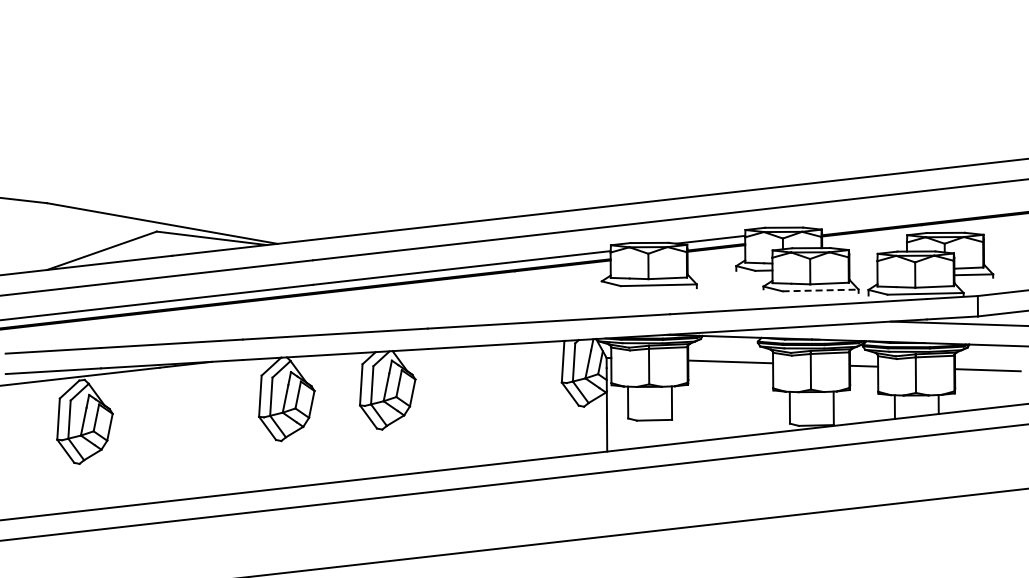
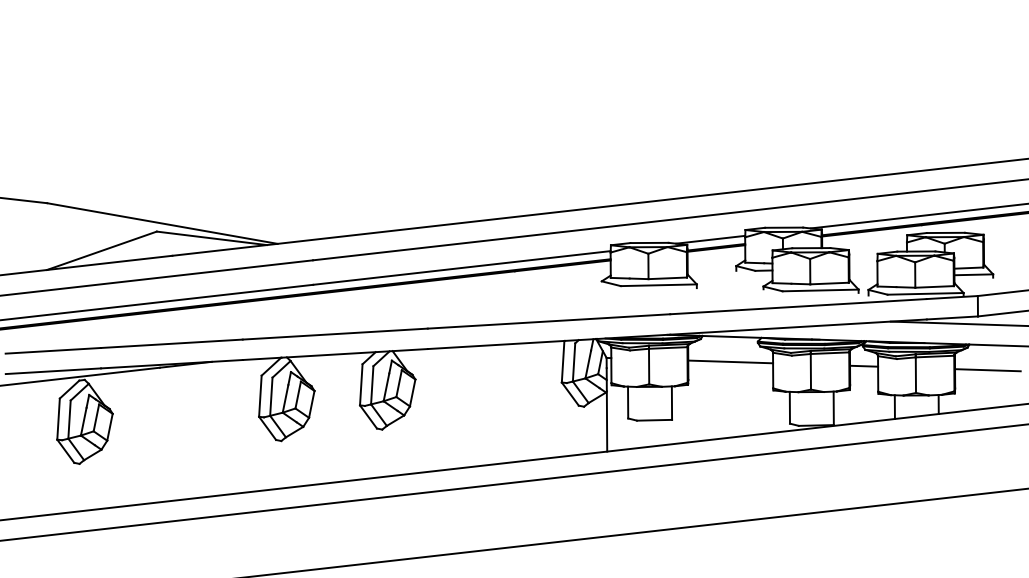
line: none -> present (917, 216)
line: dashed -> solid (821, 290)
